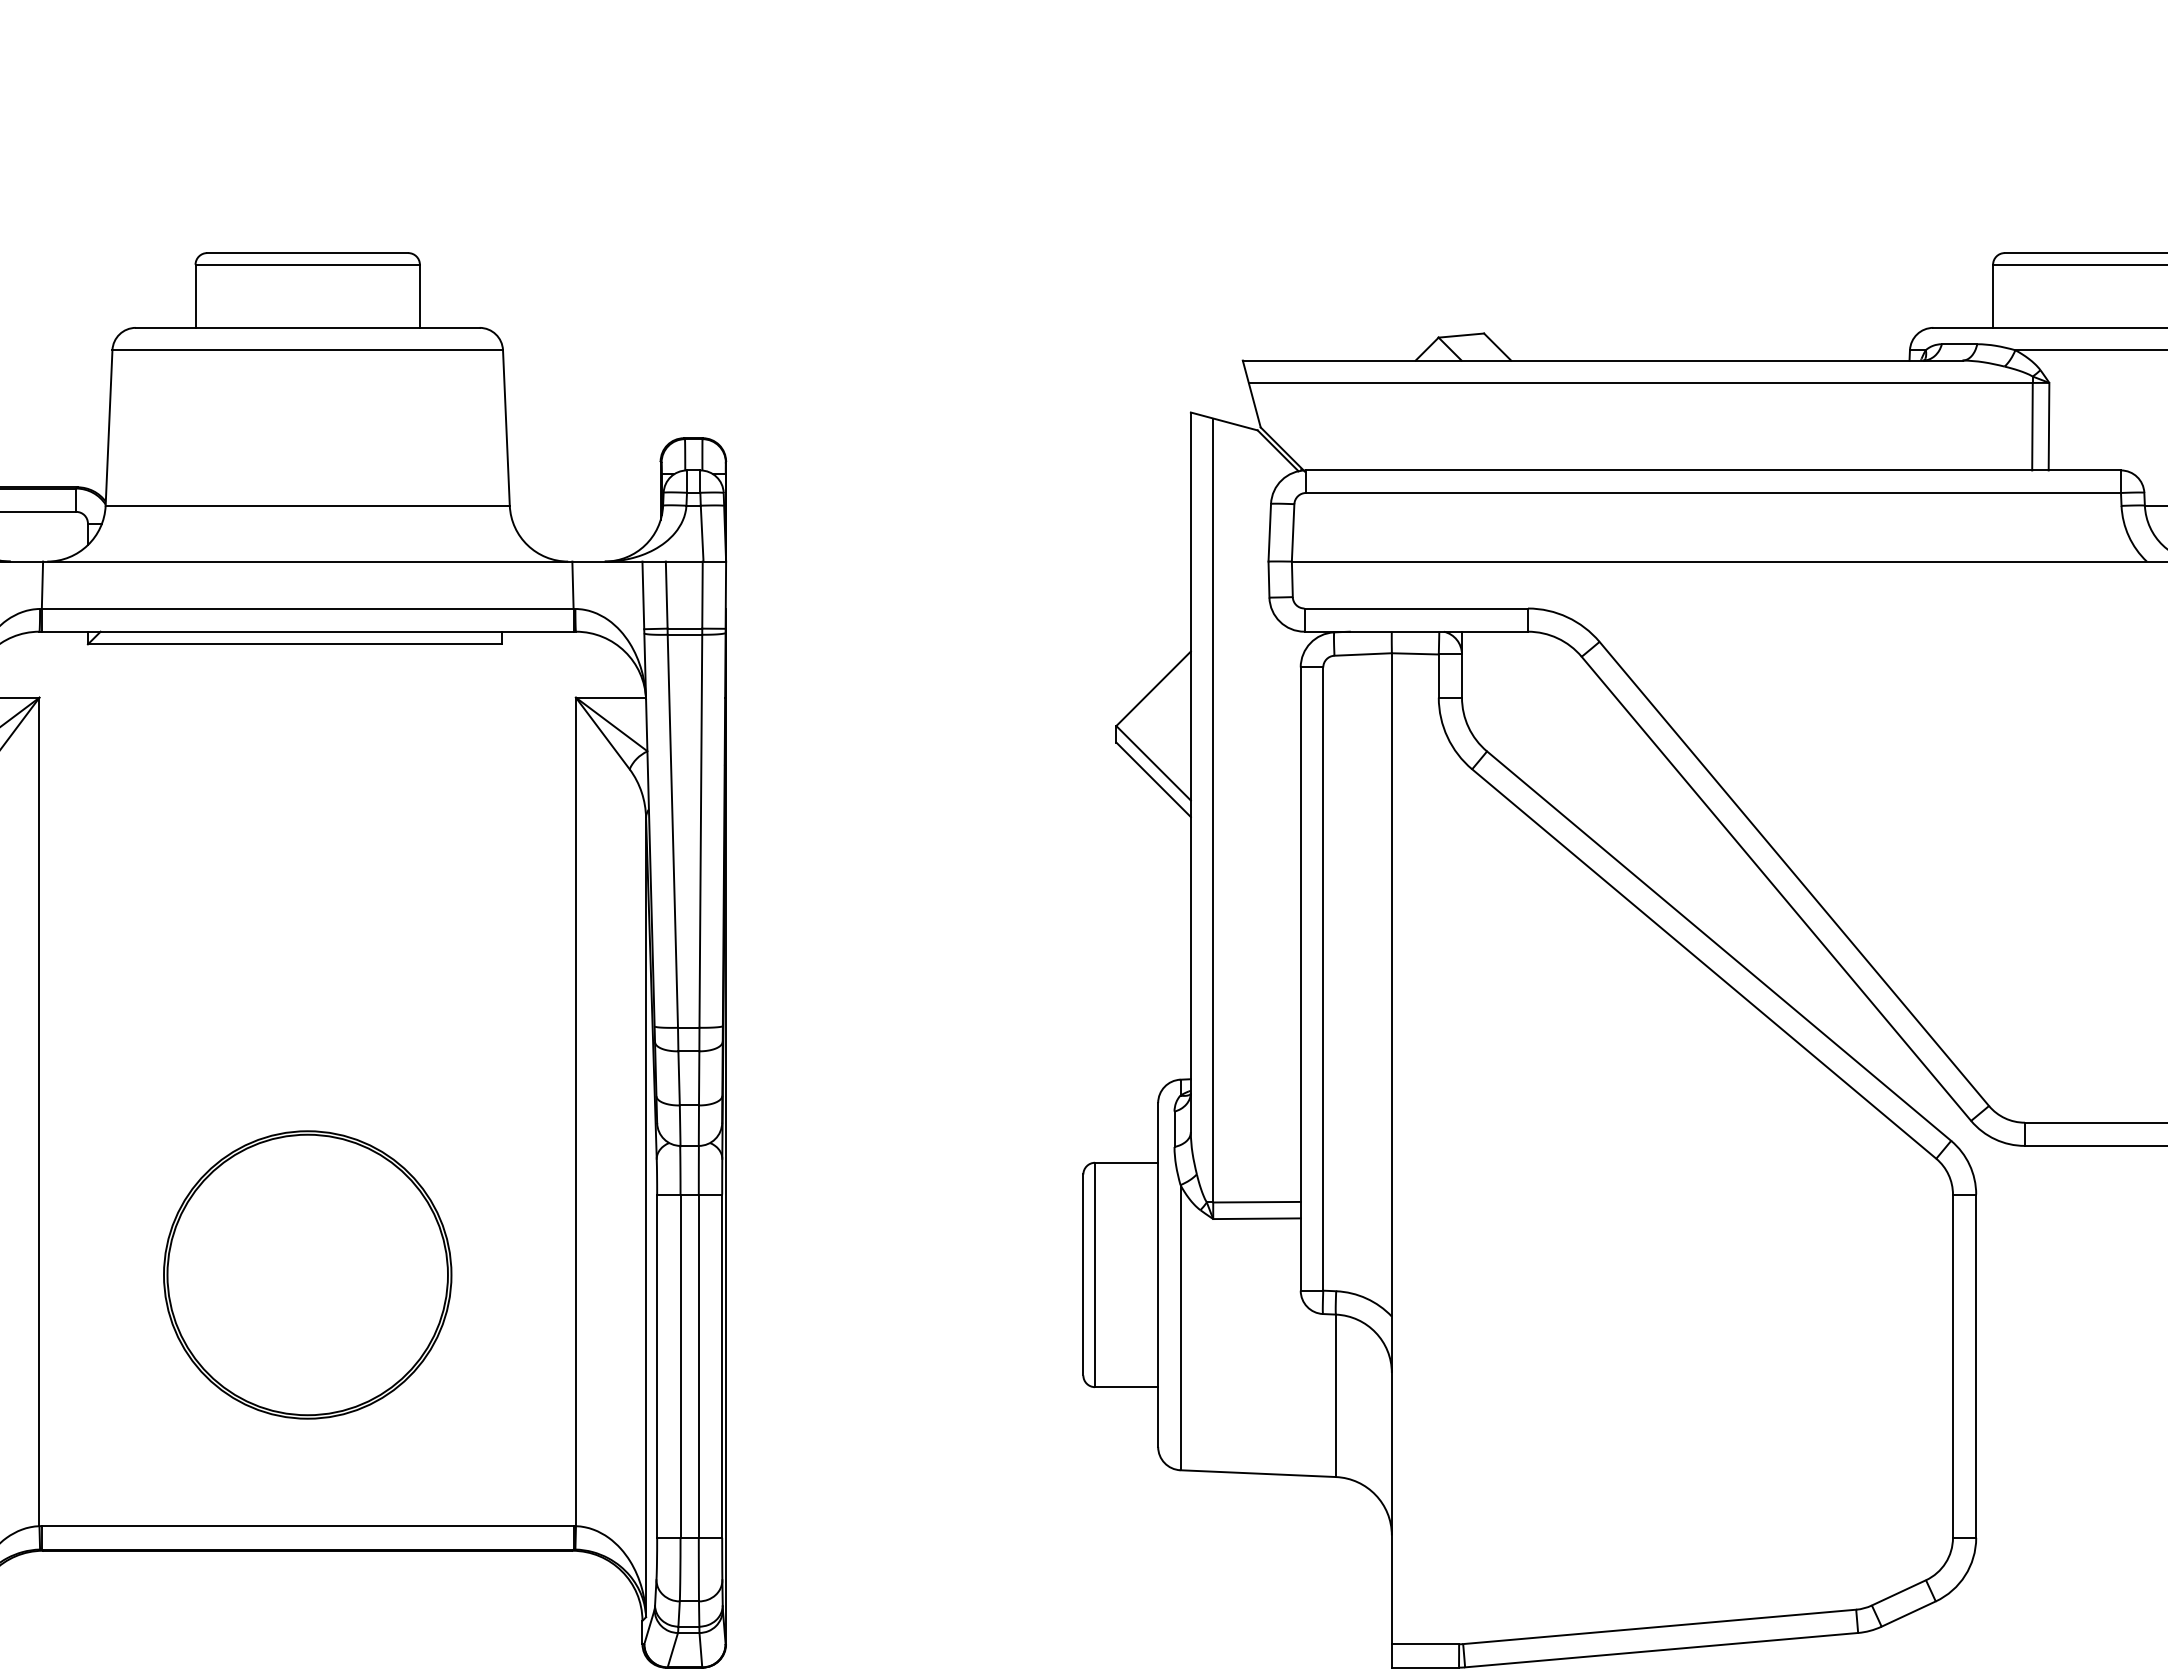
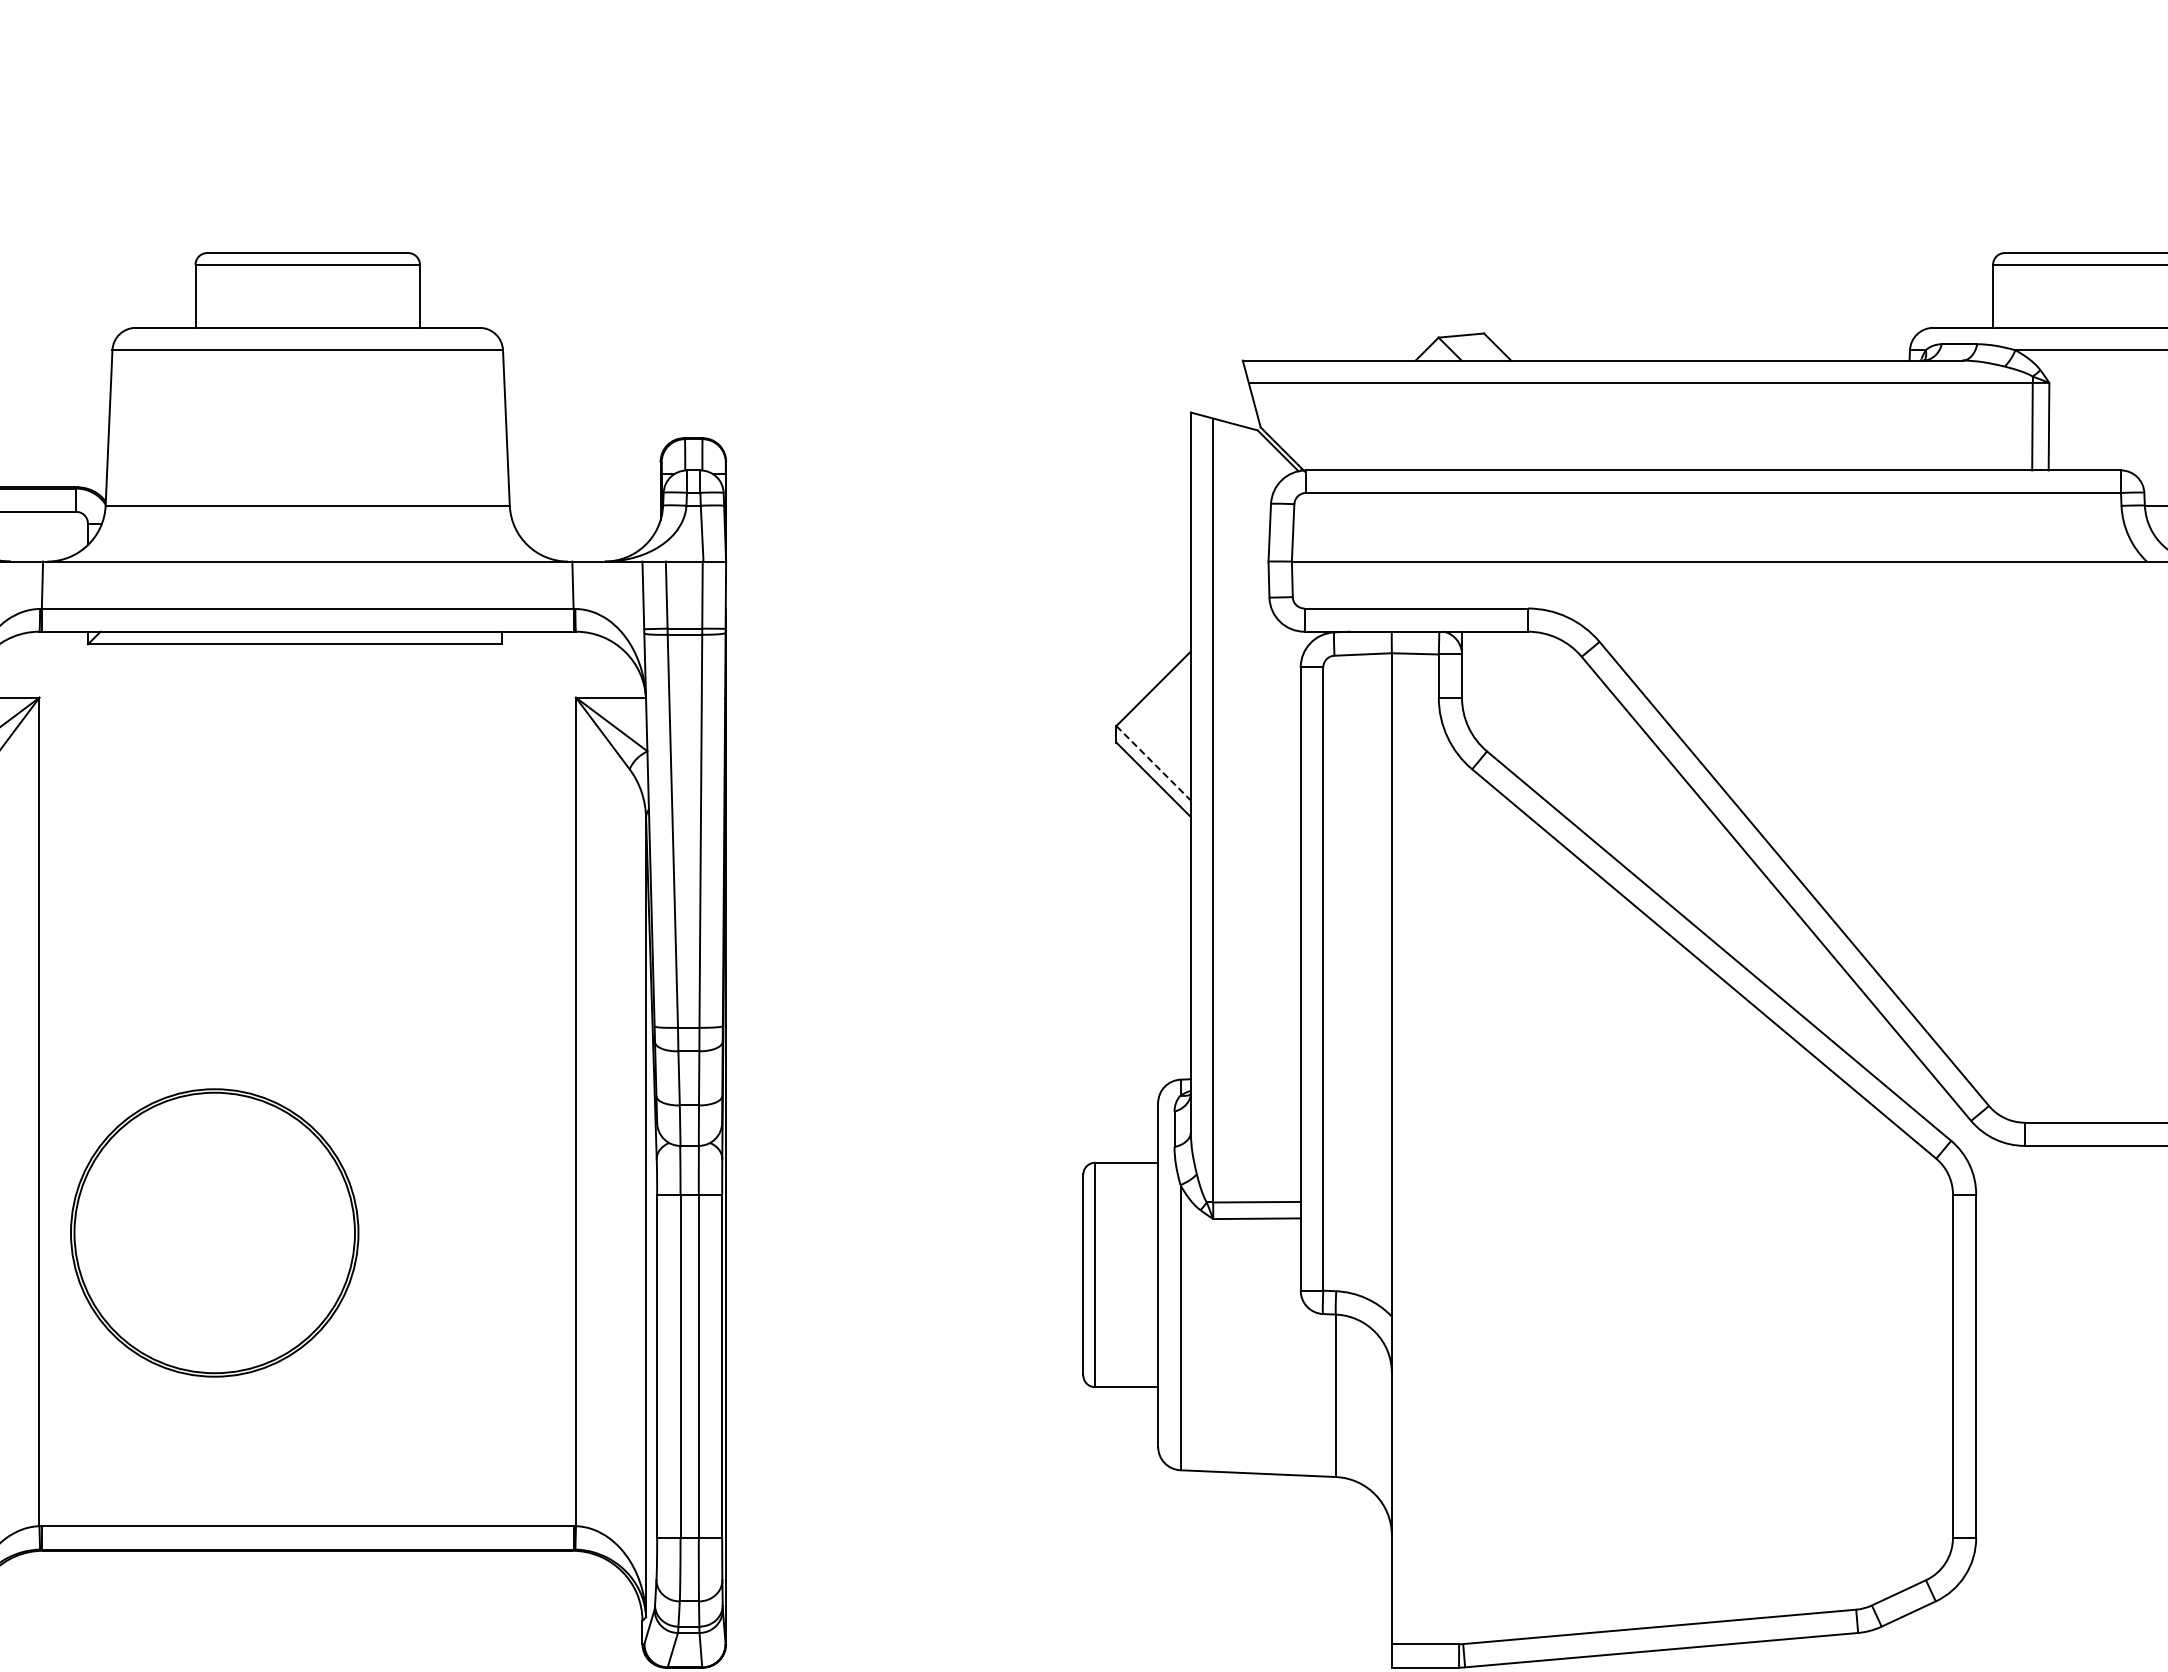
line: solid -> dashed (1153, 763)
part position: (307, 1274) -> (214, 1232) (214, 1232)
